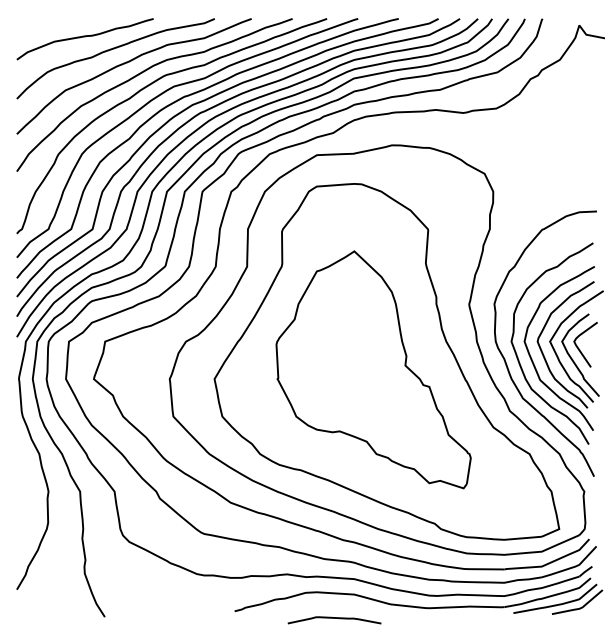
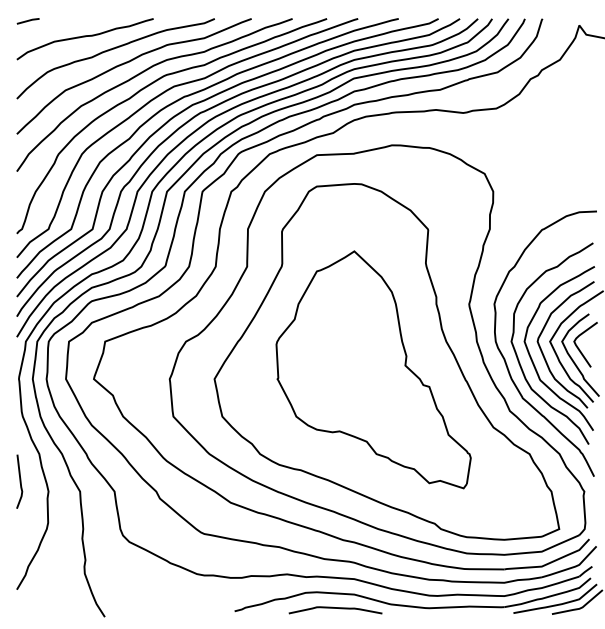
line: none -> present (27, 21)
line: none -> present (19, 481)
curve position: (334, 618) -> (335, 608) (335, 608)
